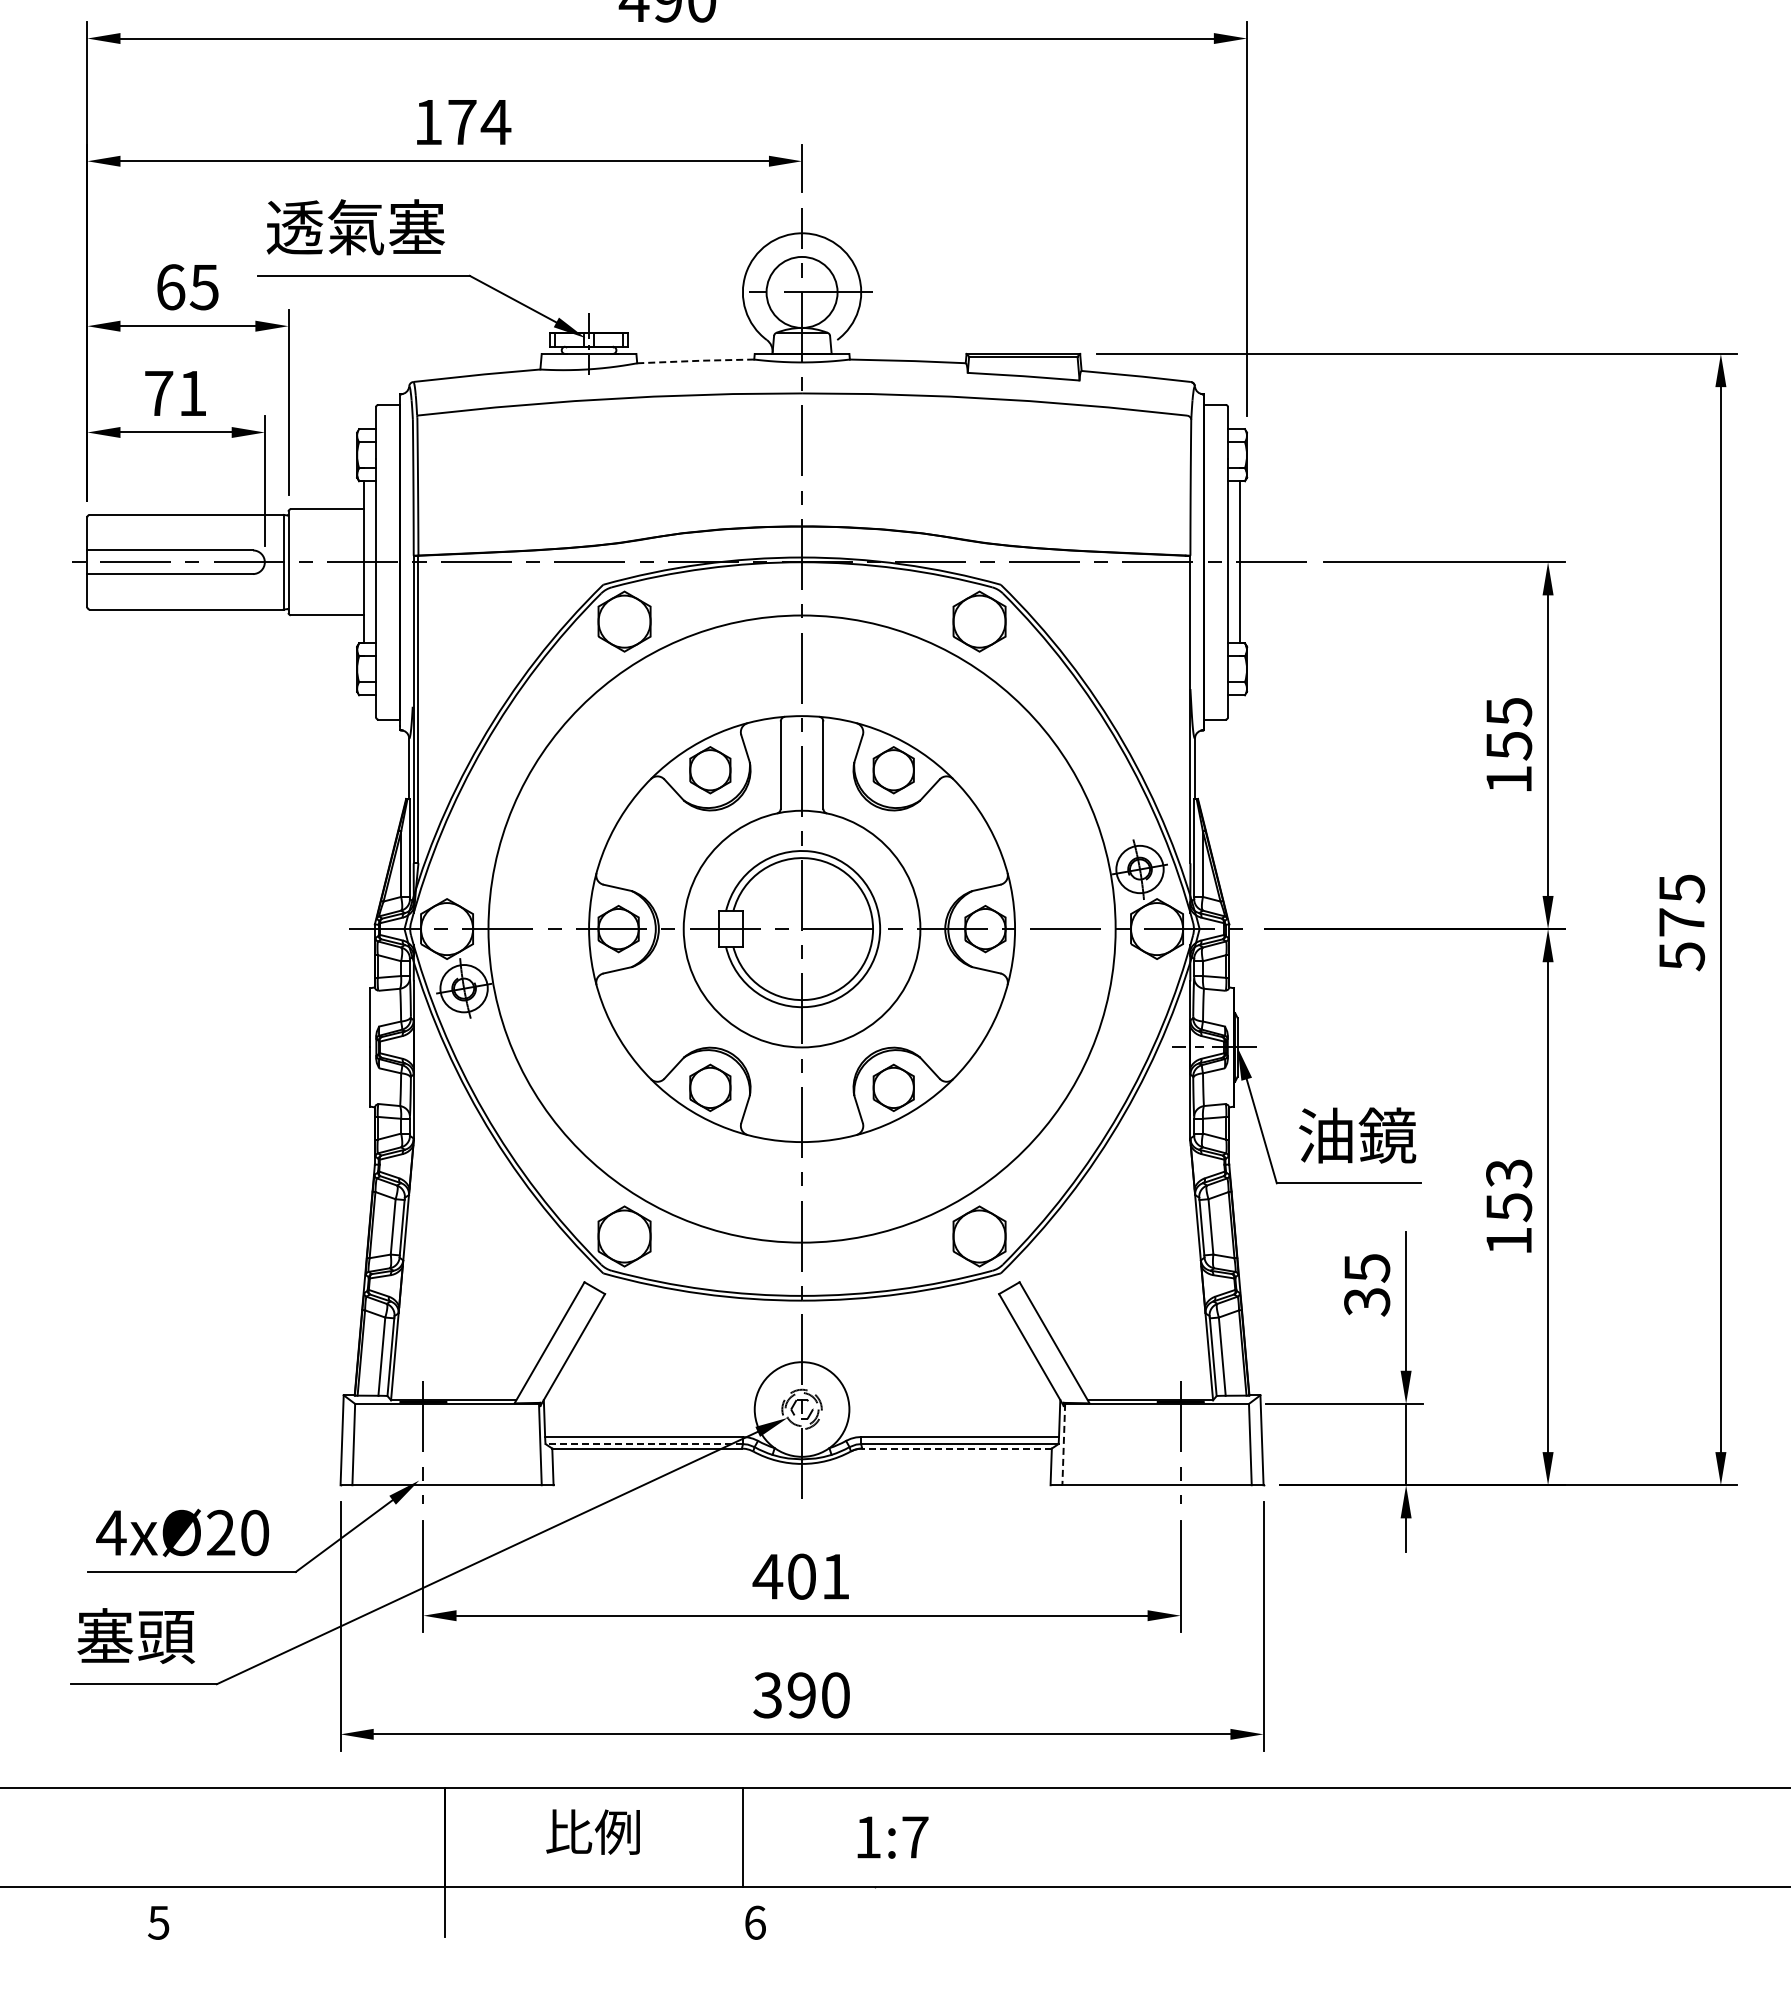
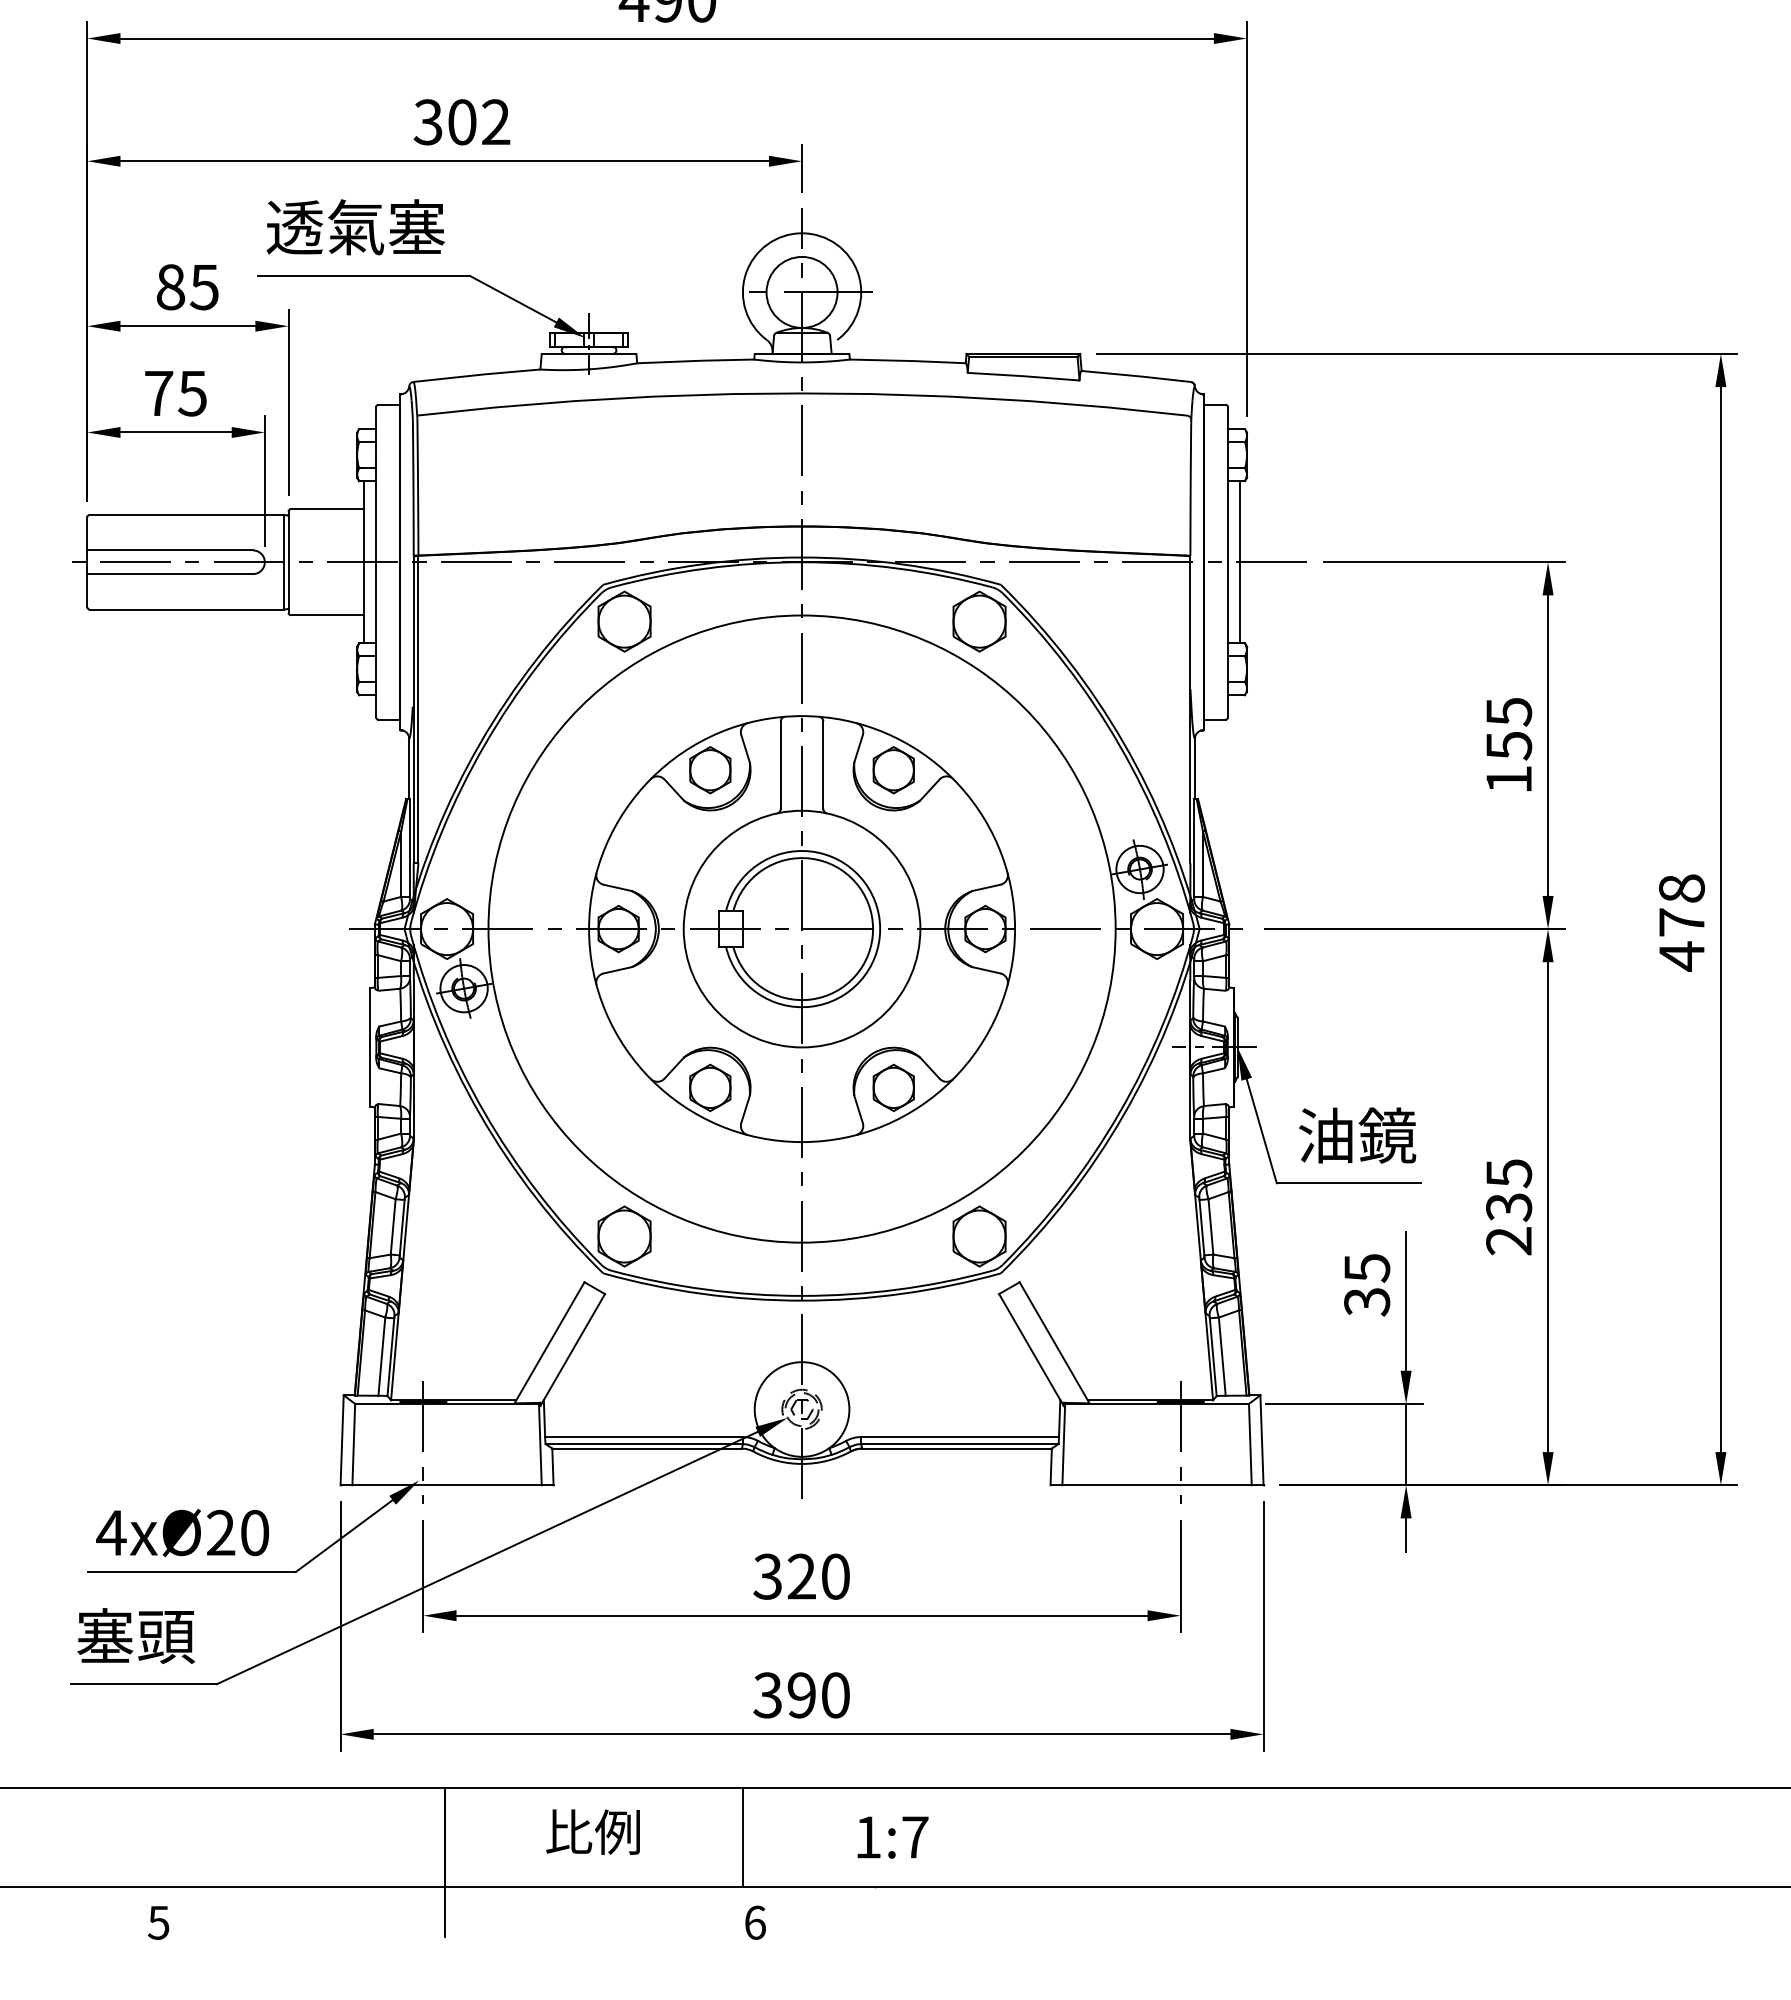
text: 174 -> 302 (462, 122)
text: 65 -> 85 (170, 287)
line: dashed -> solid (696, 360)
text: 71 -> 75 (192, 393)
text: 575 -> 478 (1682, 922)
text: 153 -> 235 (1508, 1207)
line: dashed -> solid (644, 1444)
line: dashed -> solid (1063, 1444)
line: dashed -> solid (957, 1448)
text: 401 -> 320 (800, 1576)
